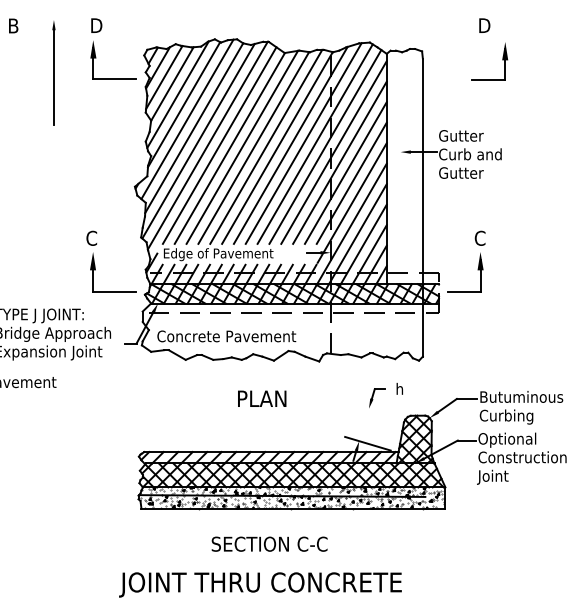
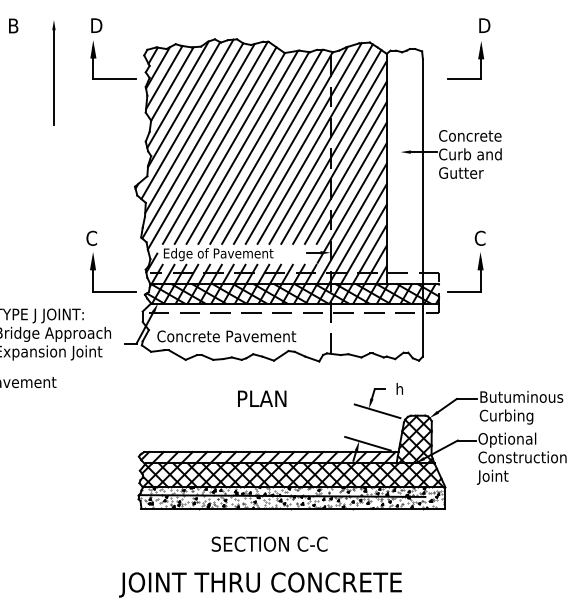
part position: (502, 60) -> (478, 59) (478, 59)
text: Gutter -> Concrete (472, 135)
line: none -> present (377, 411)
